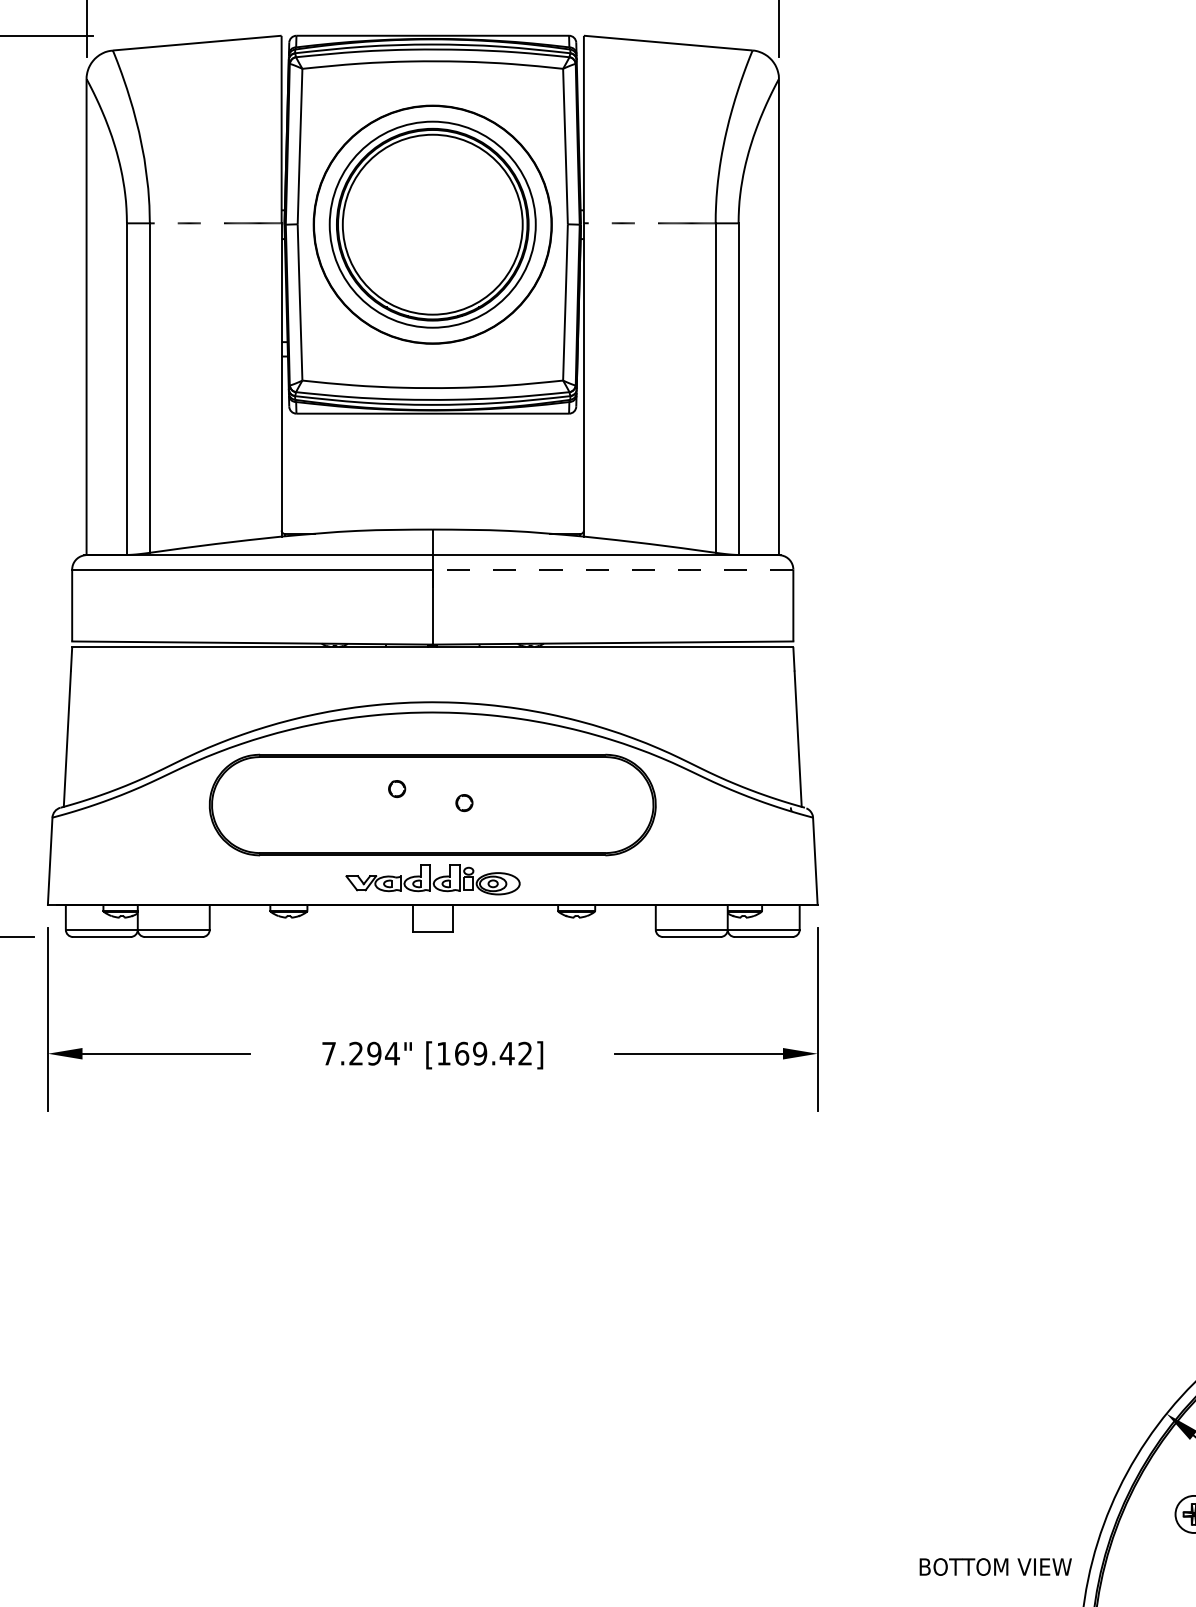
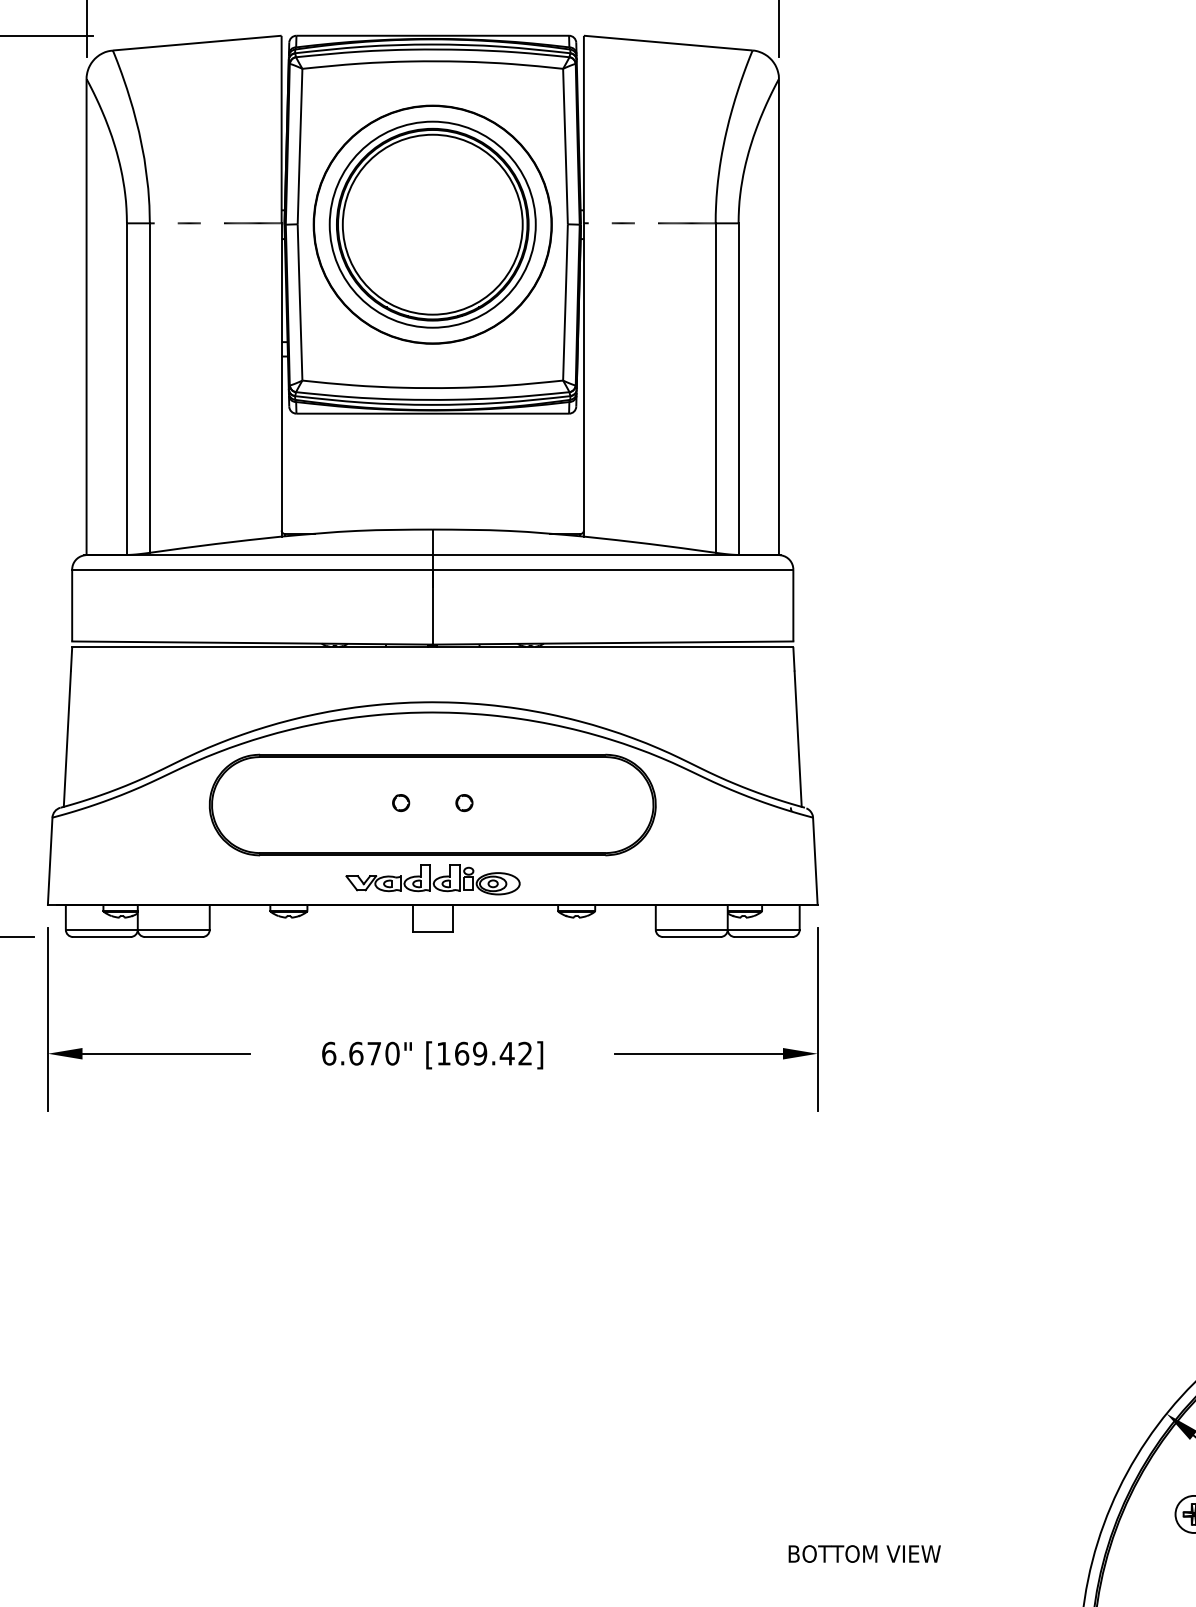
line: dashed -> solid (612, 569)
part position: (397, 789) -> (401, 803) (401, 803)
text: 7.294" -> 6.670" (360, 1053)
text position: (995, 1566) -> (864, 1553) (864, 1553)
